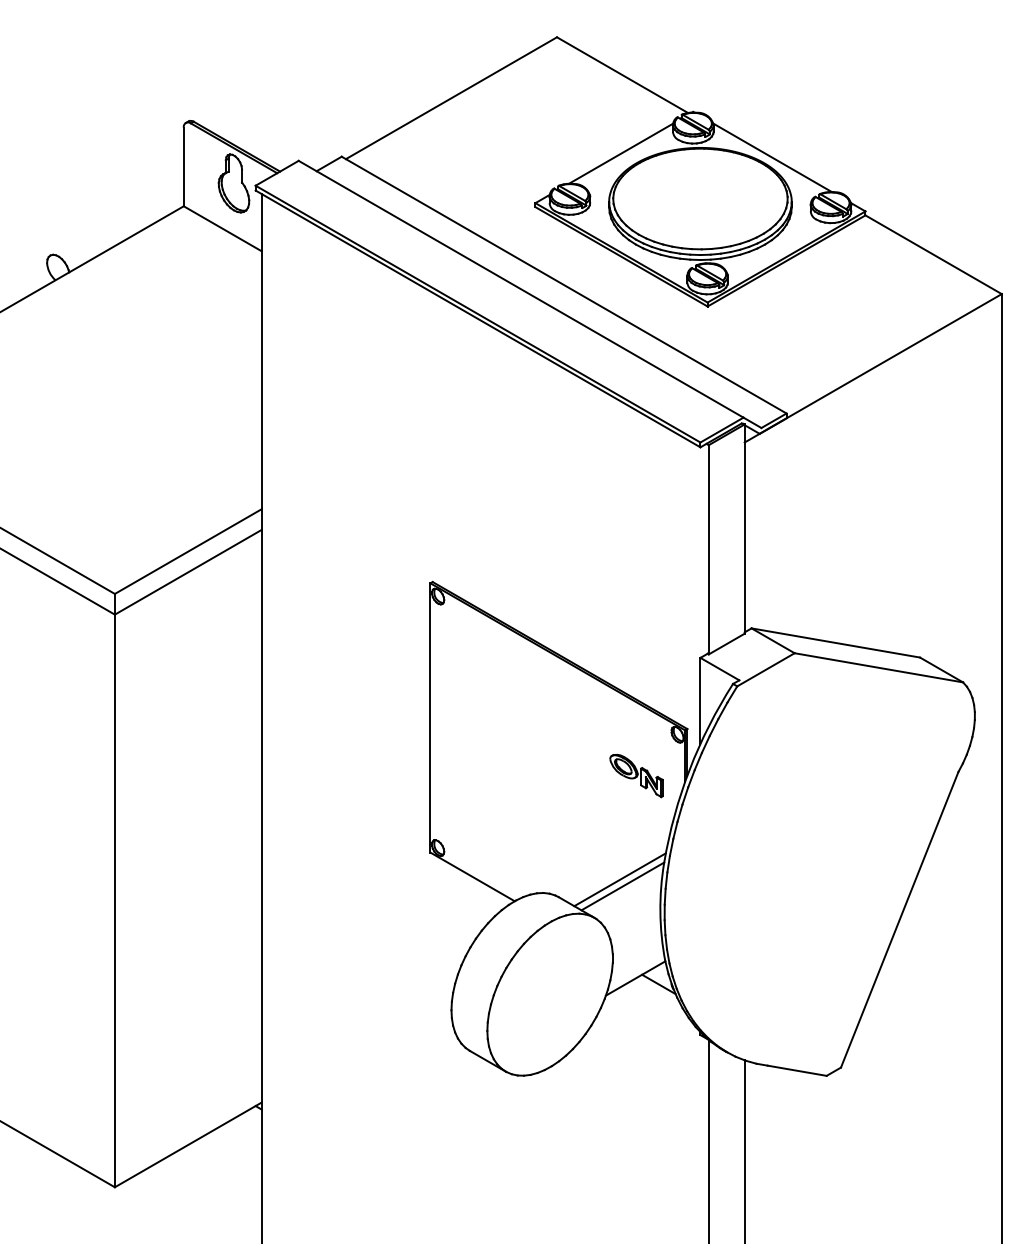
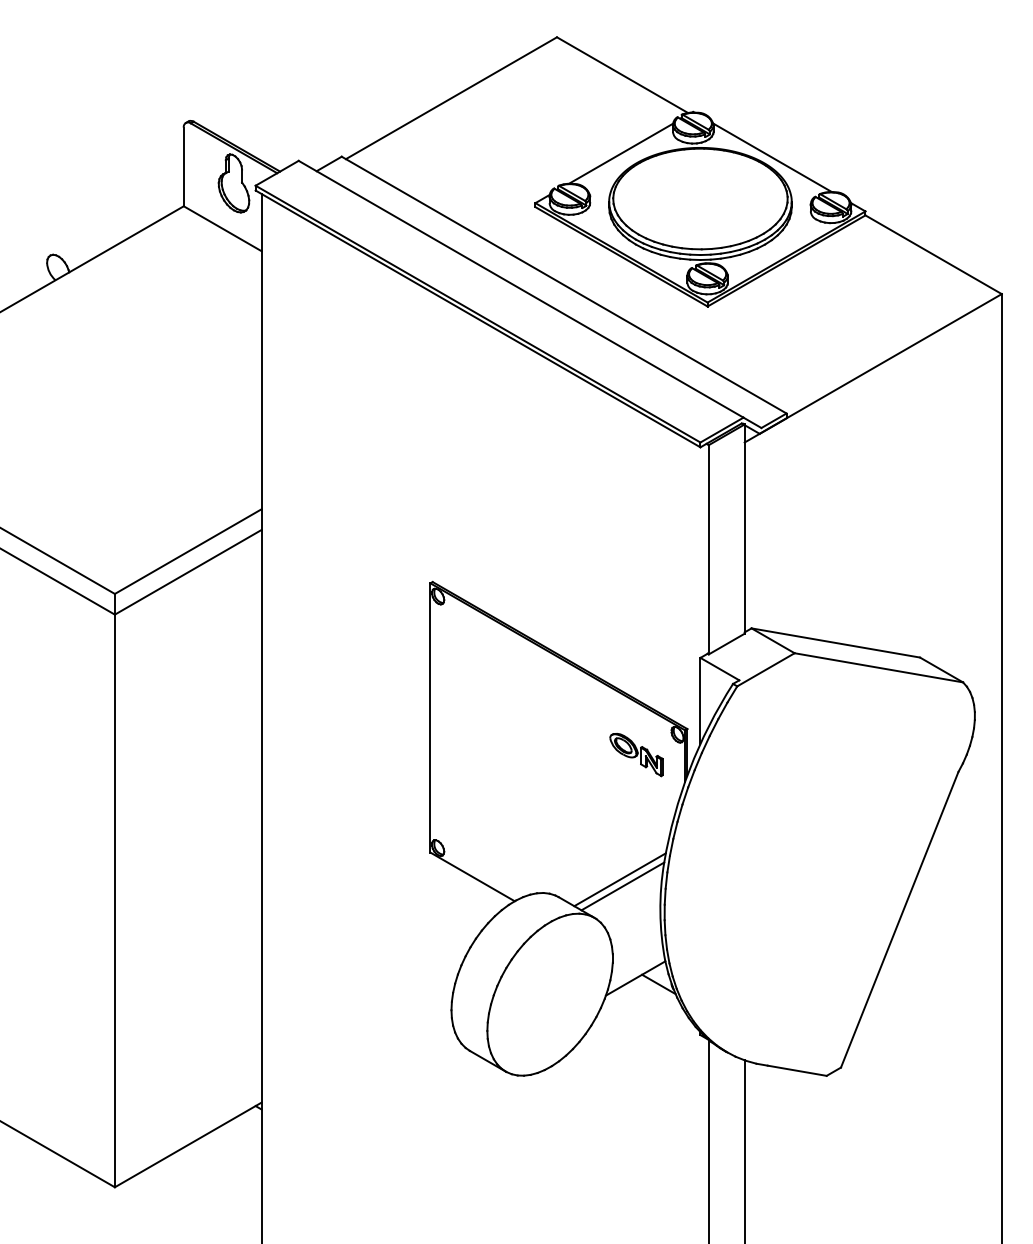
part position: (636, 776) -> (636, 755) (636, 755)
